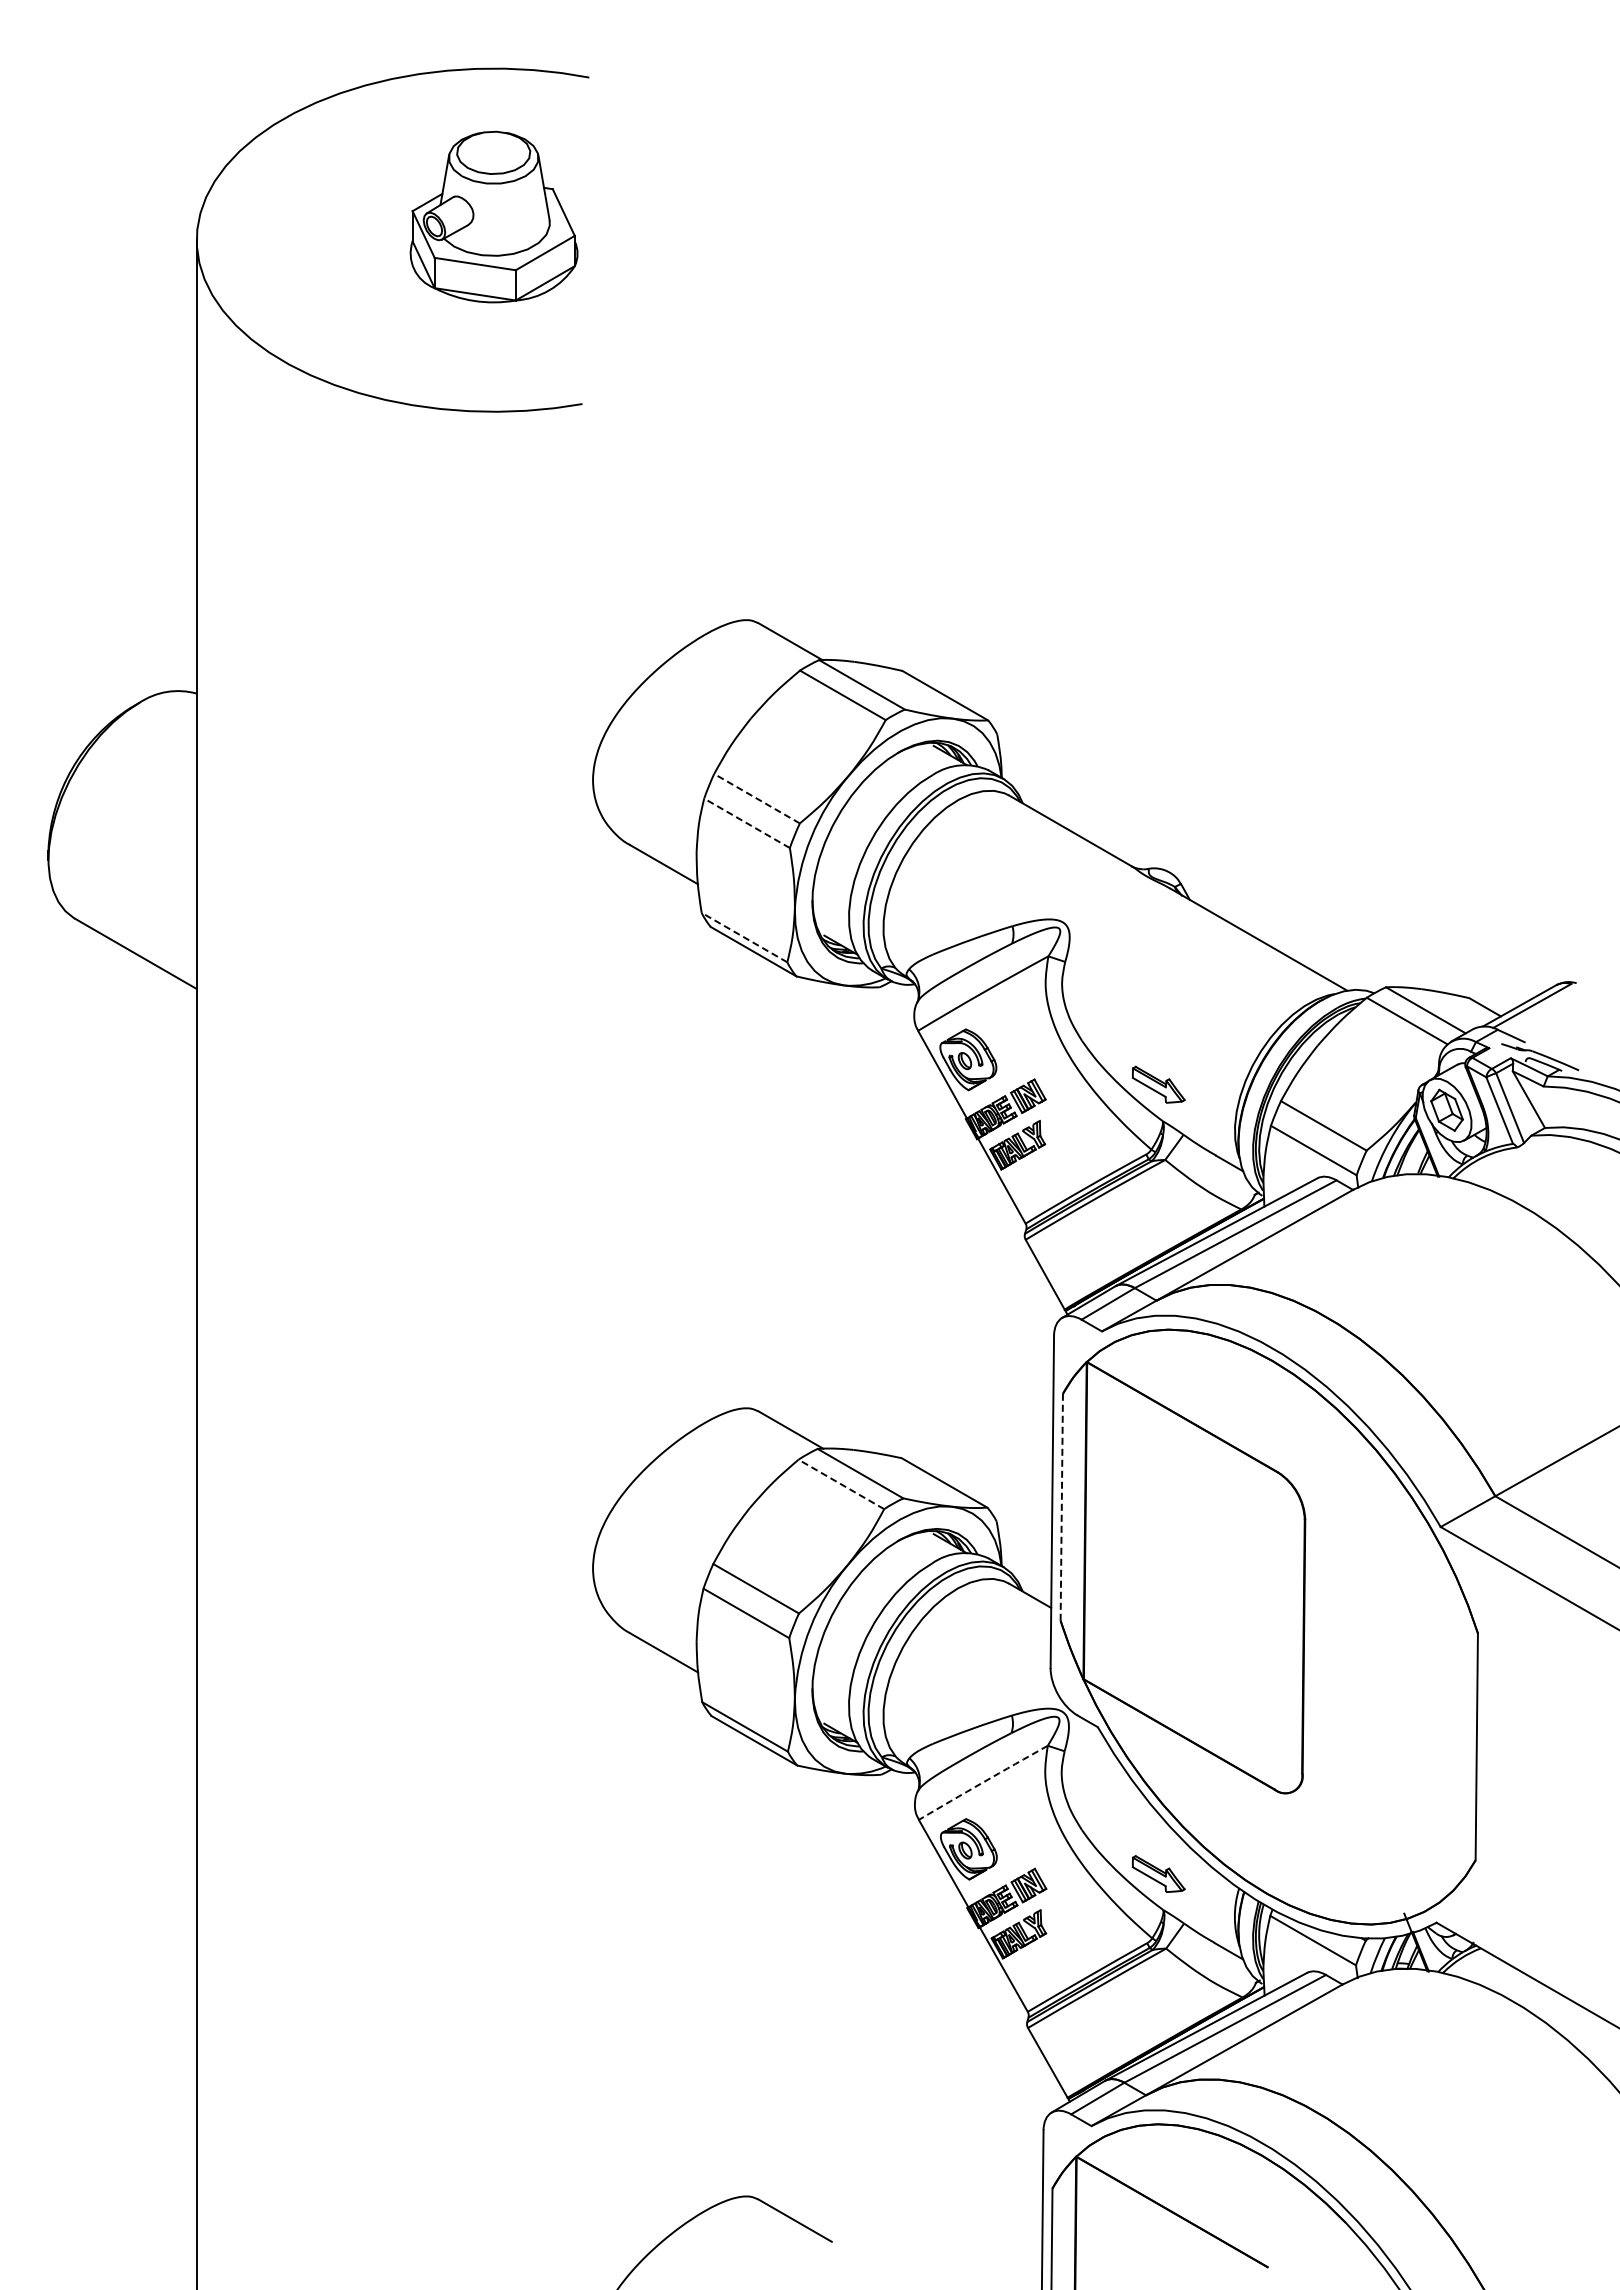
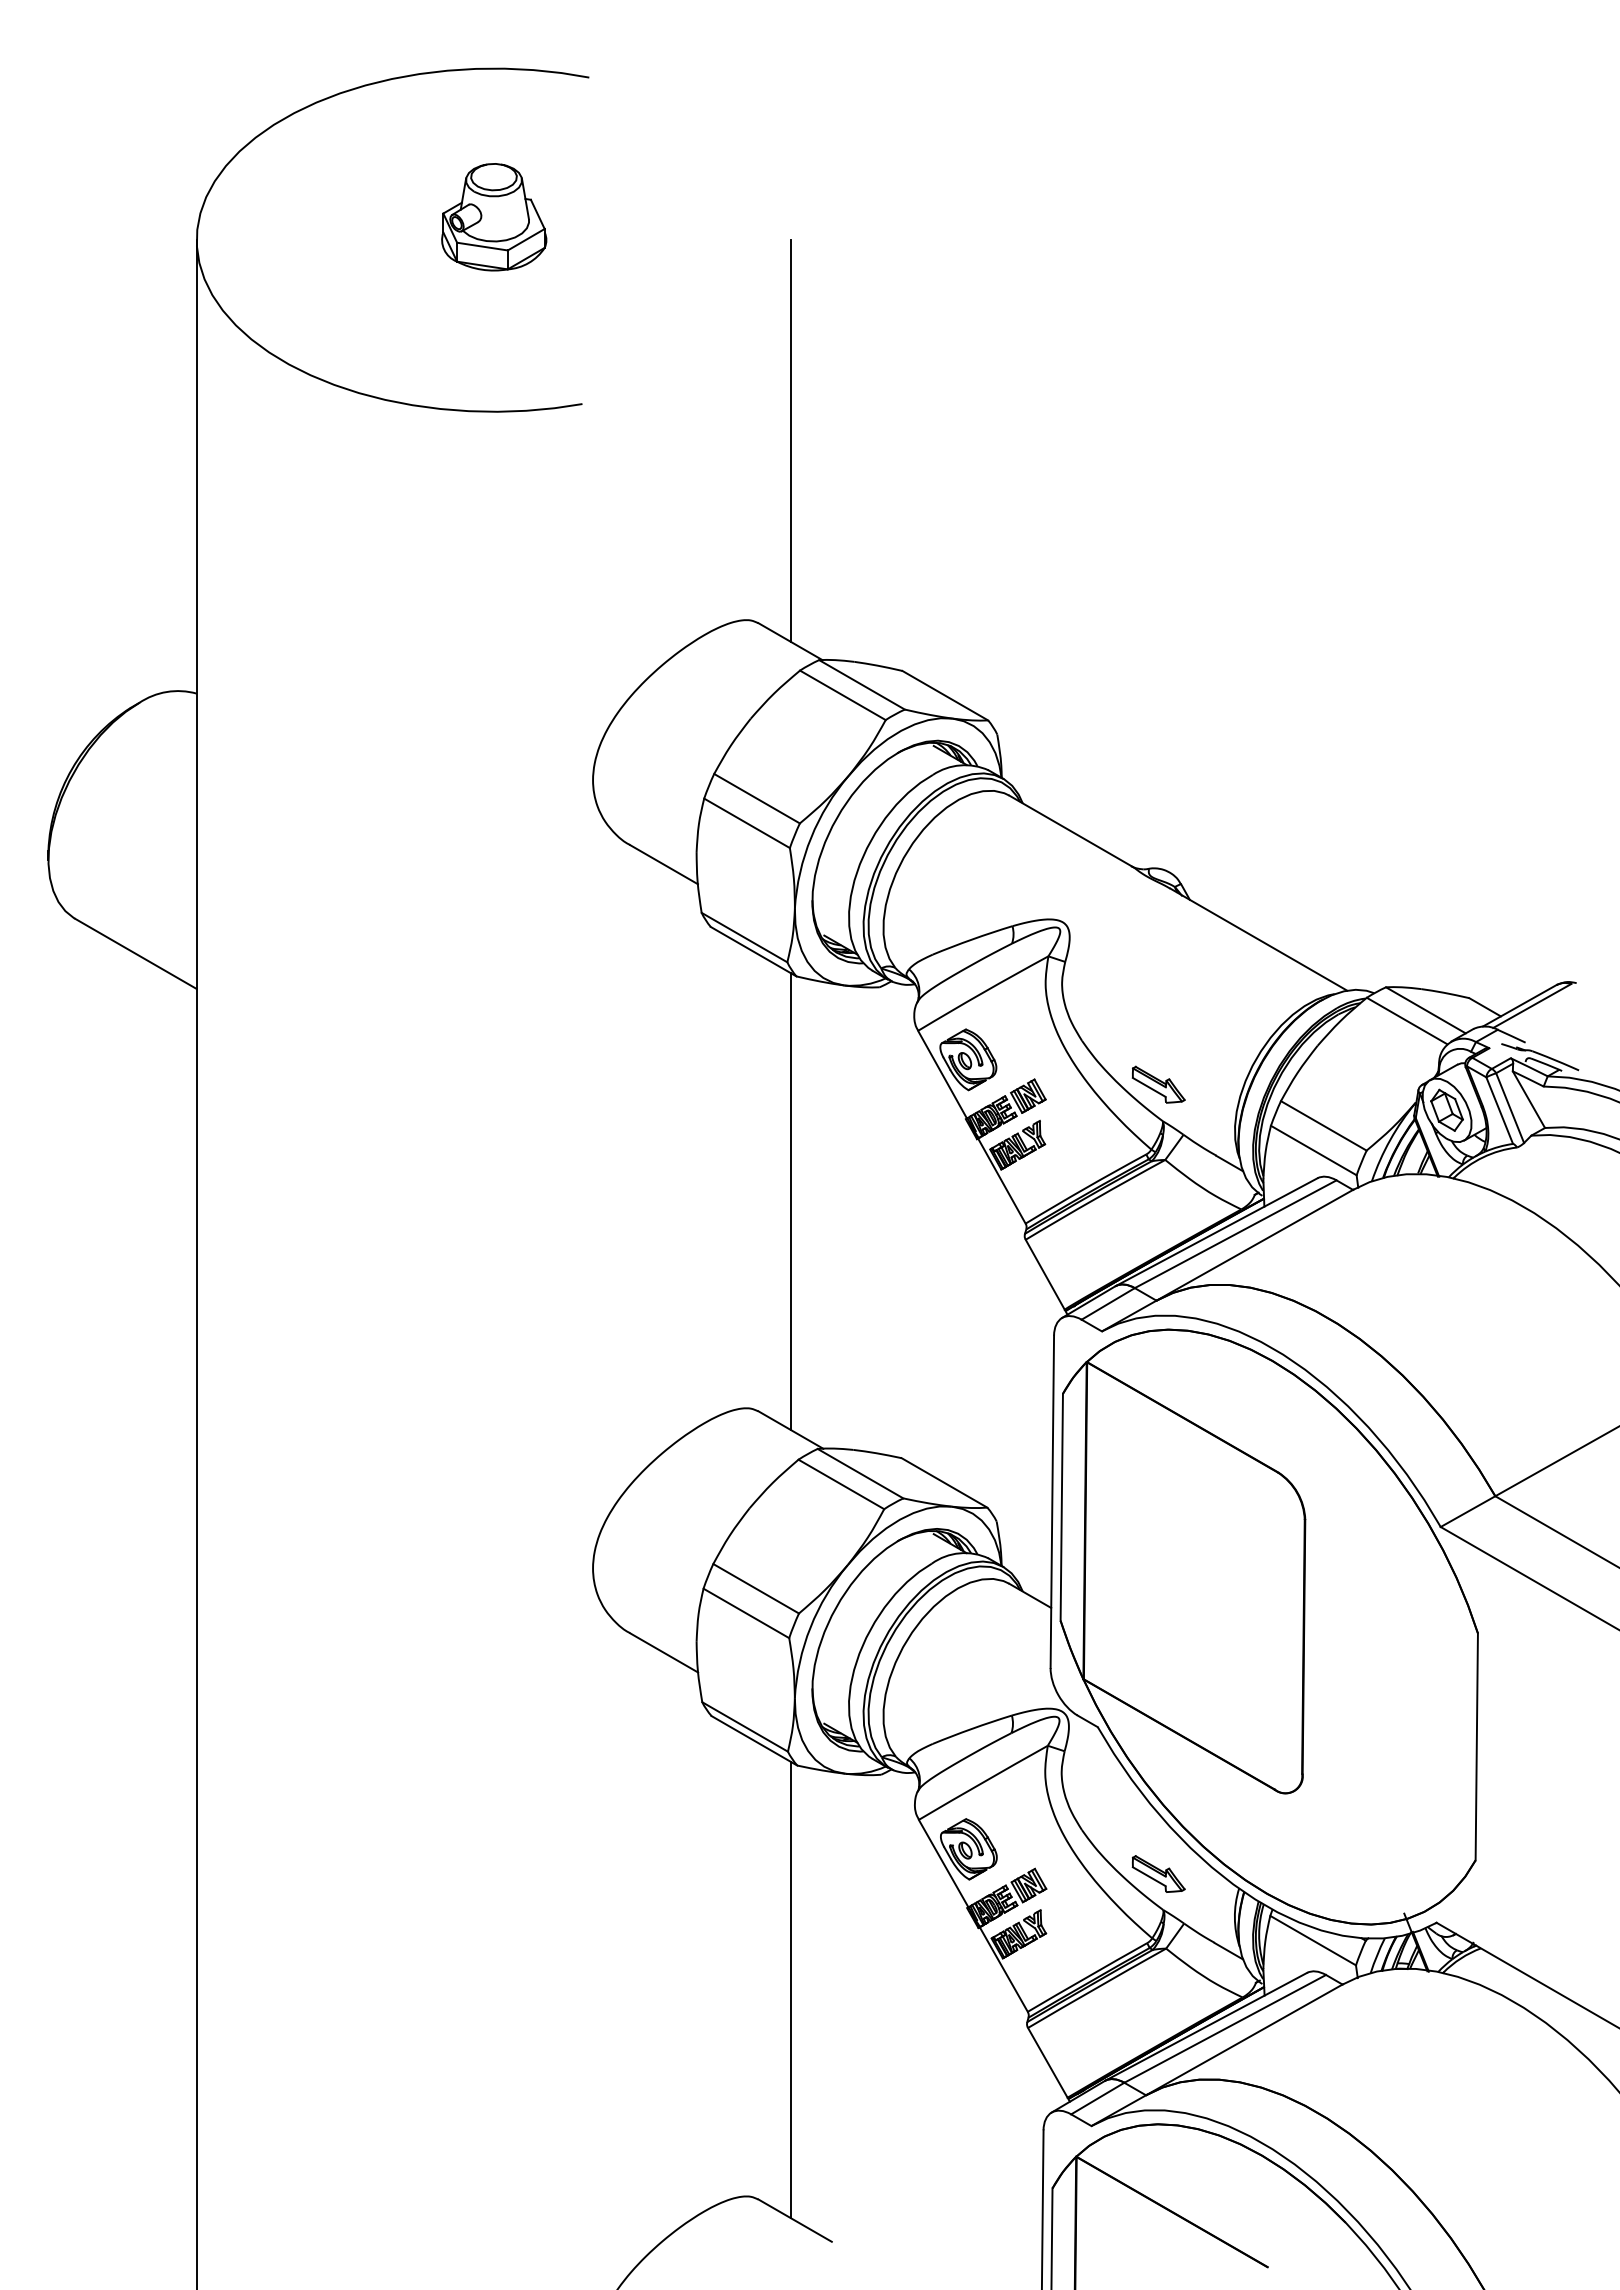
part size: 170x174 px -> 107x109 px (494, 217)
line: none -> present (791, 441)
line: dashed -> solid (756, 798)
line: dashed -> solid (746, 823)
line: dashed -> solid (744, 937)
line: none -> present (791, 1201)
line: dashed -> solid (840, 1484)
line: dashed -> solid (1061, 1506)
arc: dashed -> solid (983, 1782)
line: none -> present (791, 1990)
